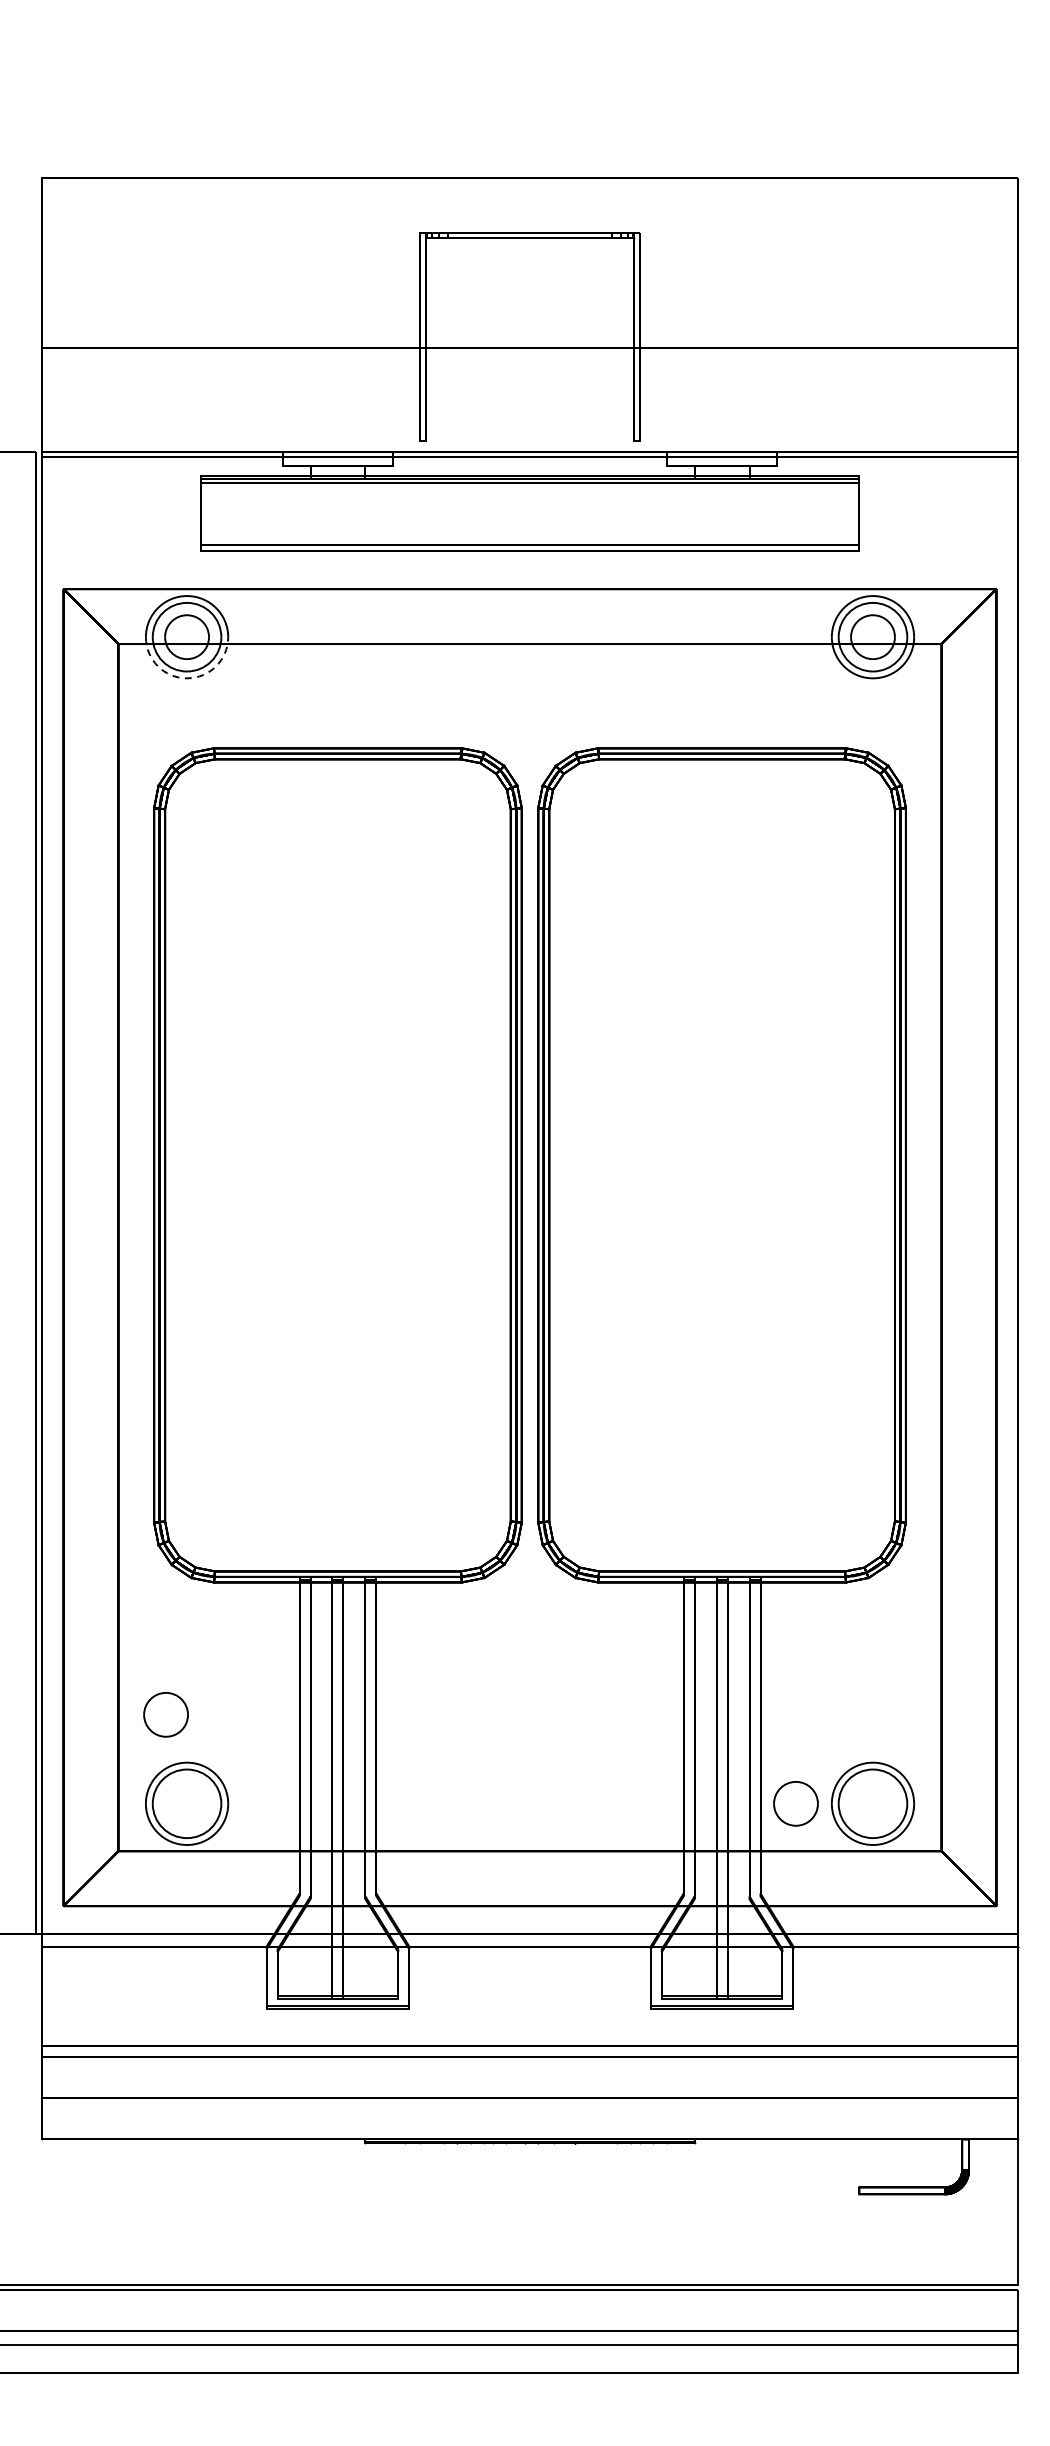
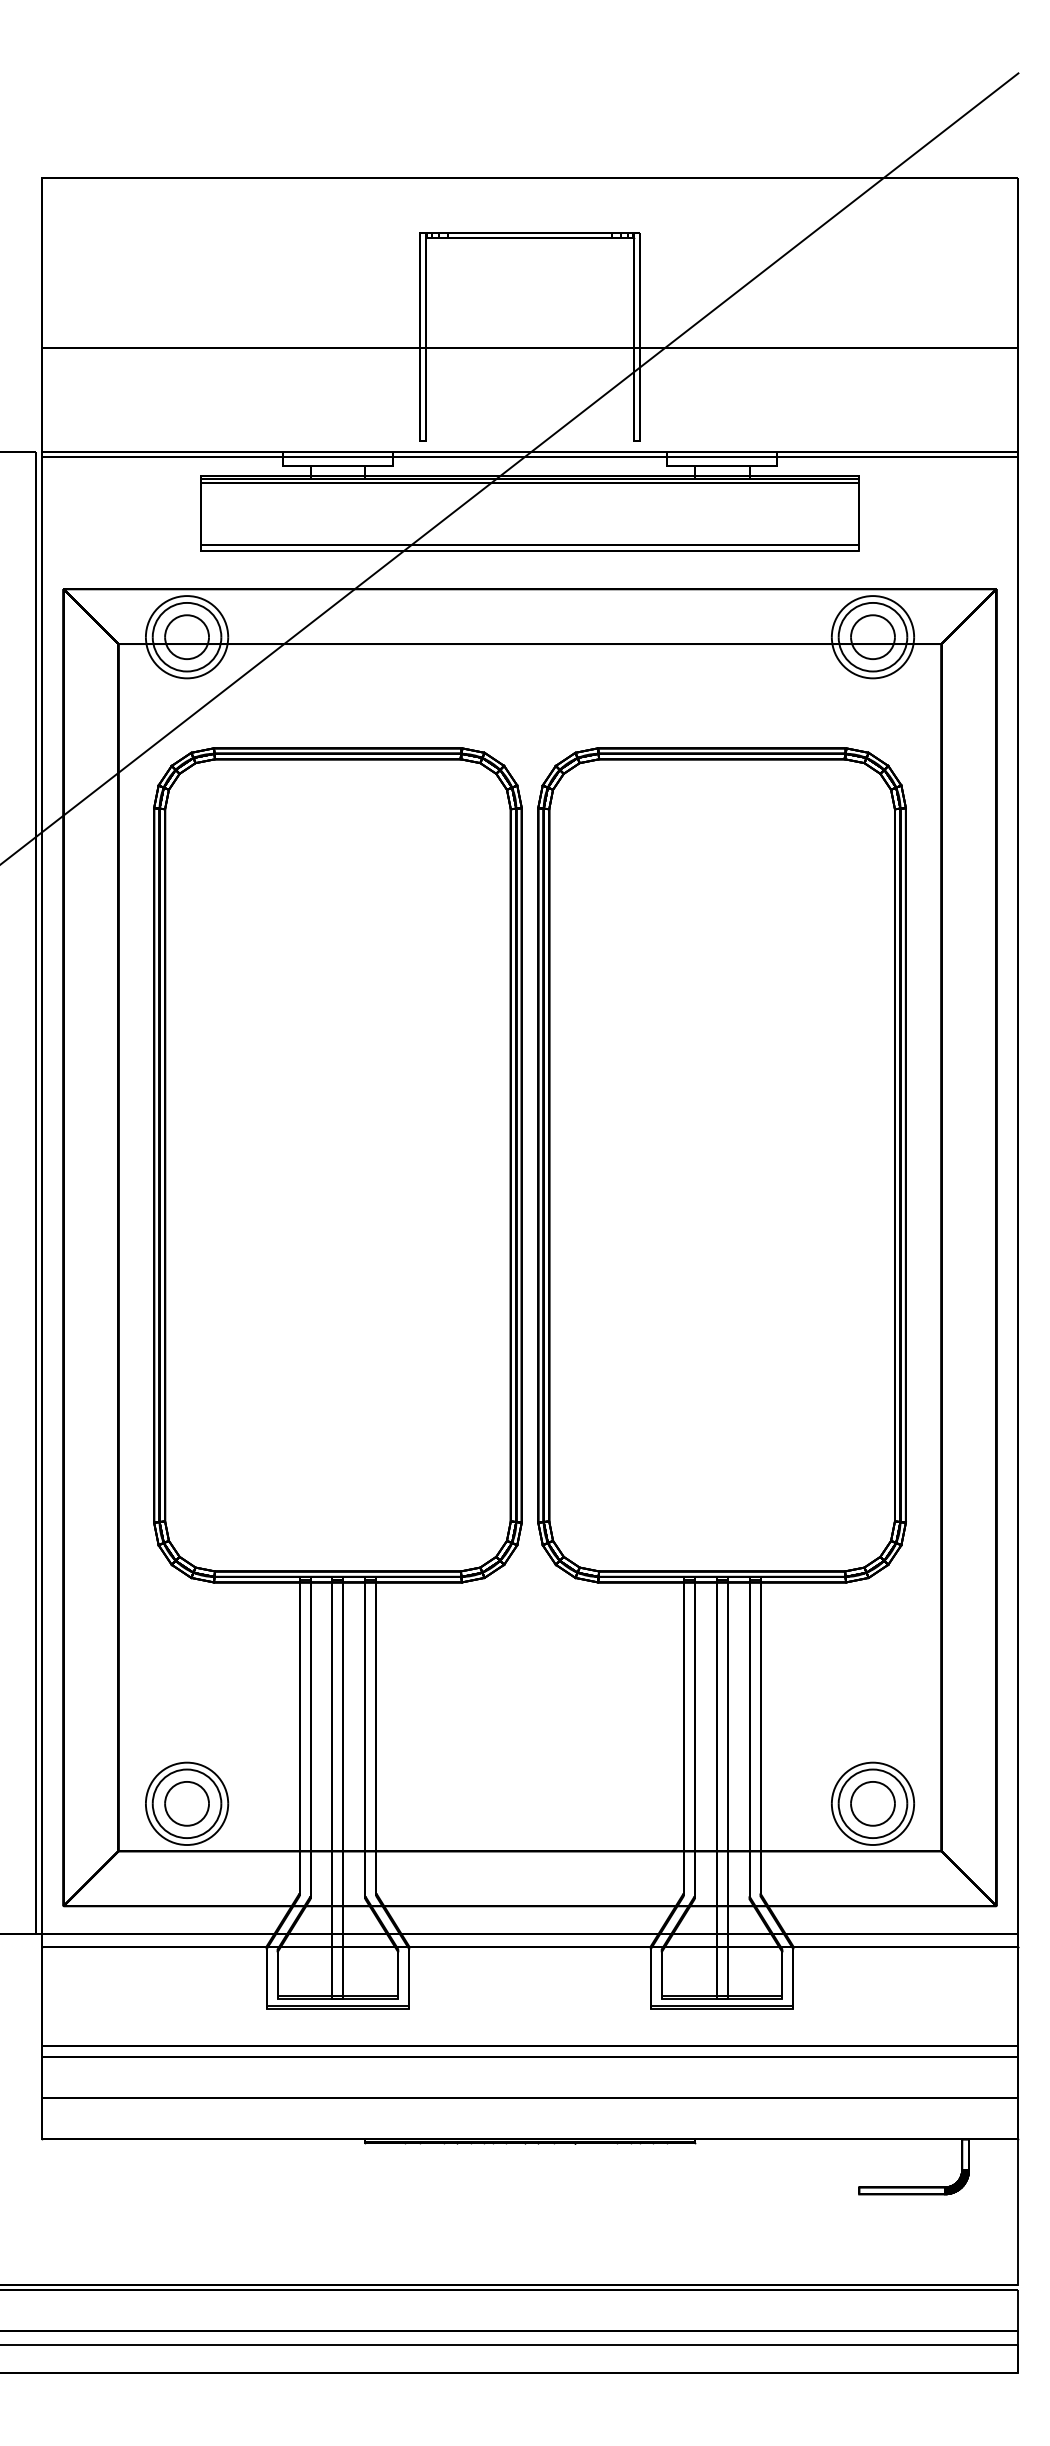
line: none -> present (510, 468)
arc: dashed -> solid (187, 678)
part position: (165, 1714) -> (186, 1803) (186, 1803)
part position: (795, 1803) -> (872, 1803) (872, 1803)
